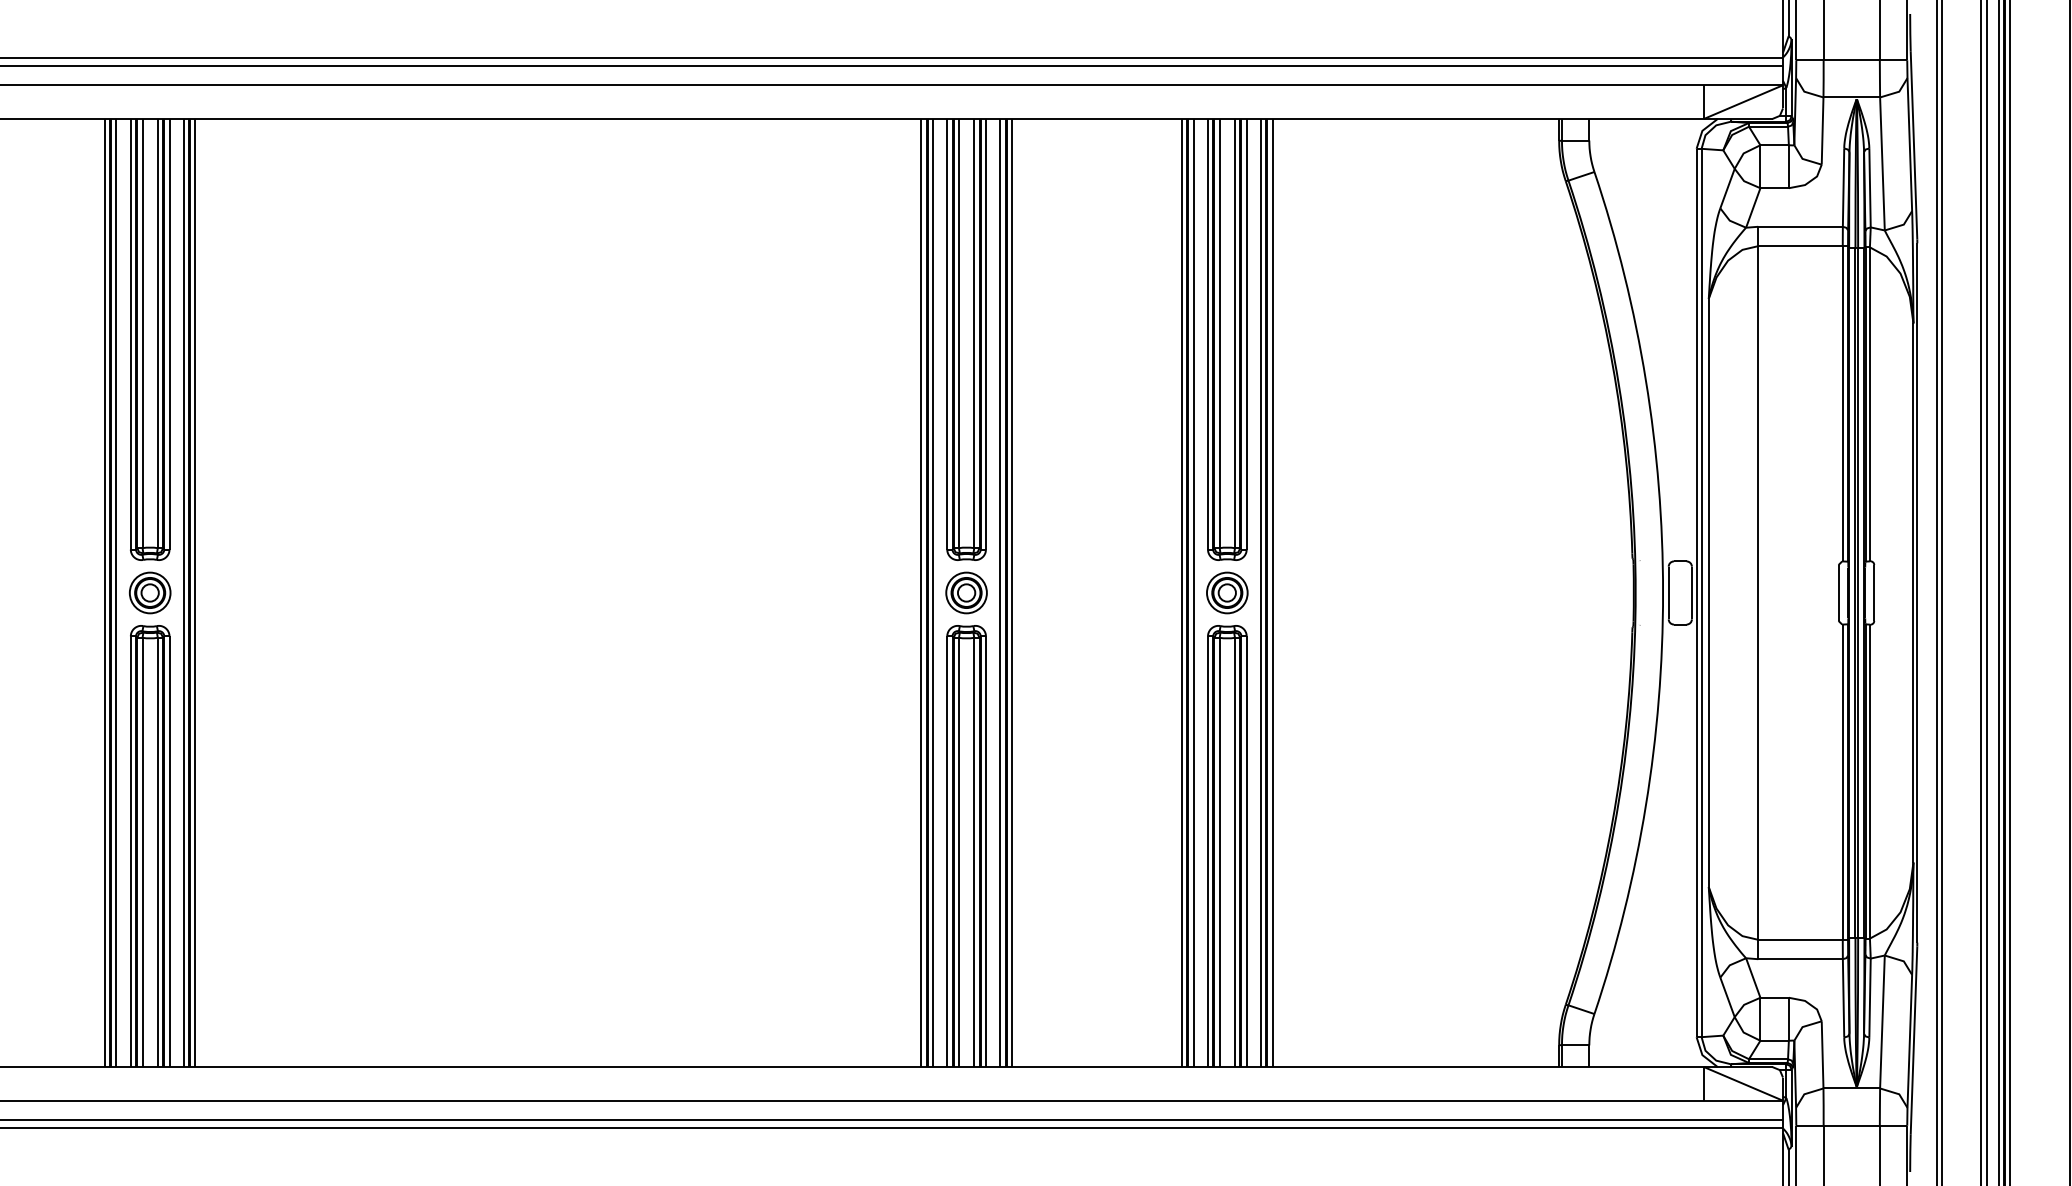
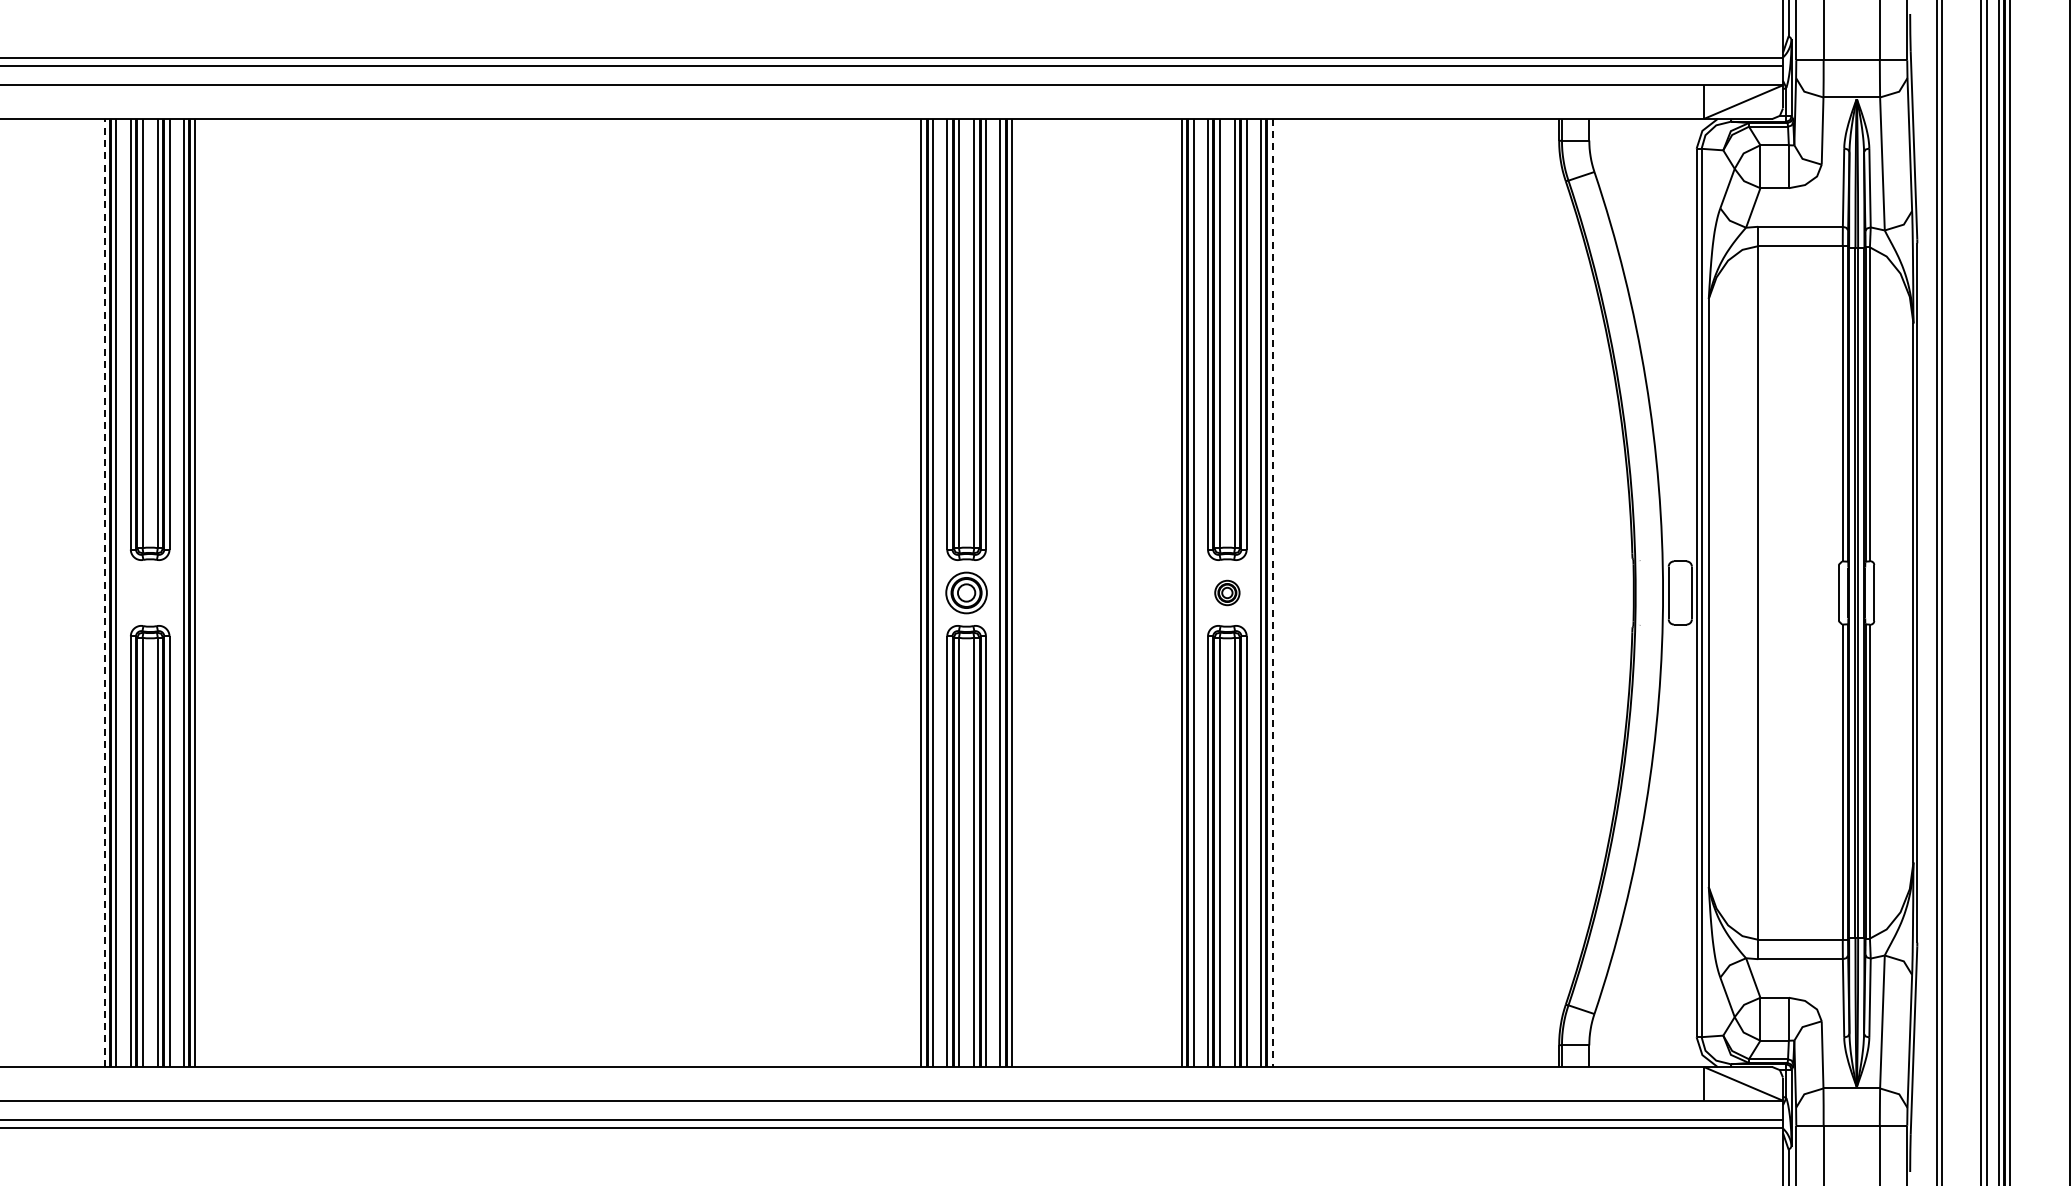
line: solid -> dashed (104, 592)
part: present -> none (150, 592)
part size: 43x44 px -> 27x28 px (1227, 592)
line: solid -> dashed (1272, 593)
